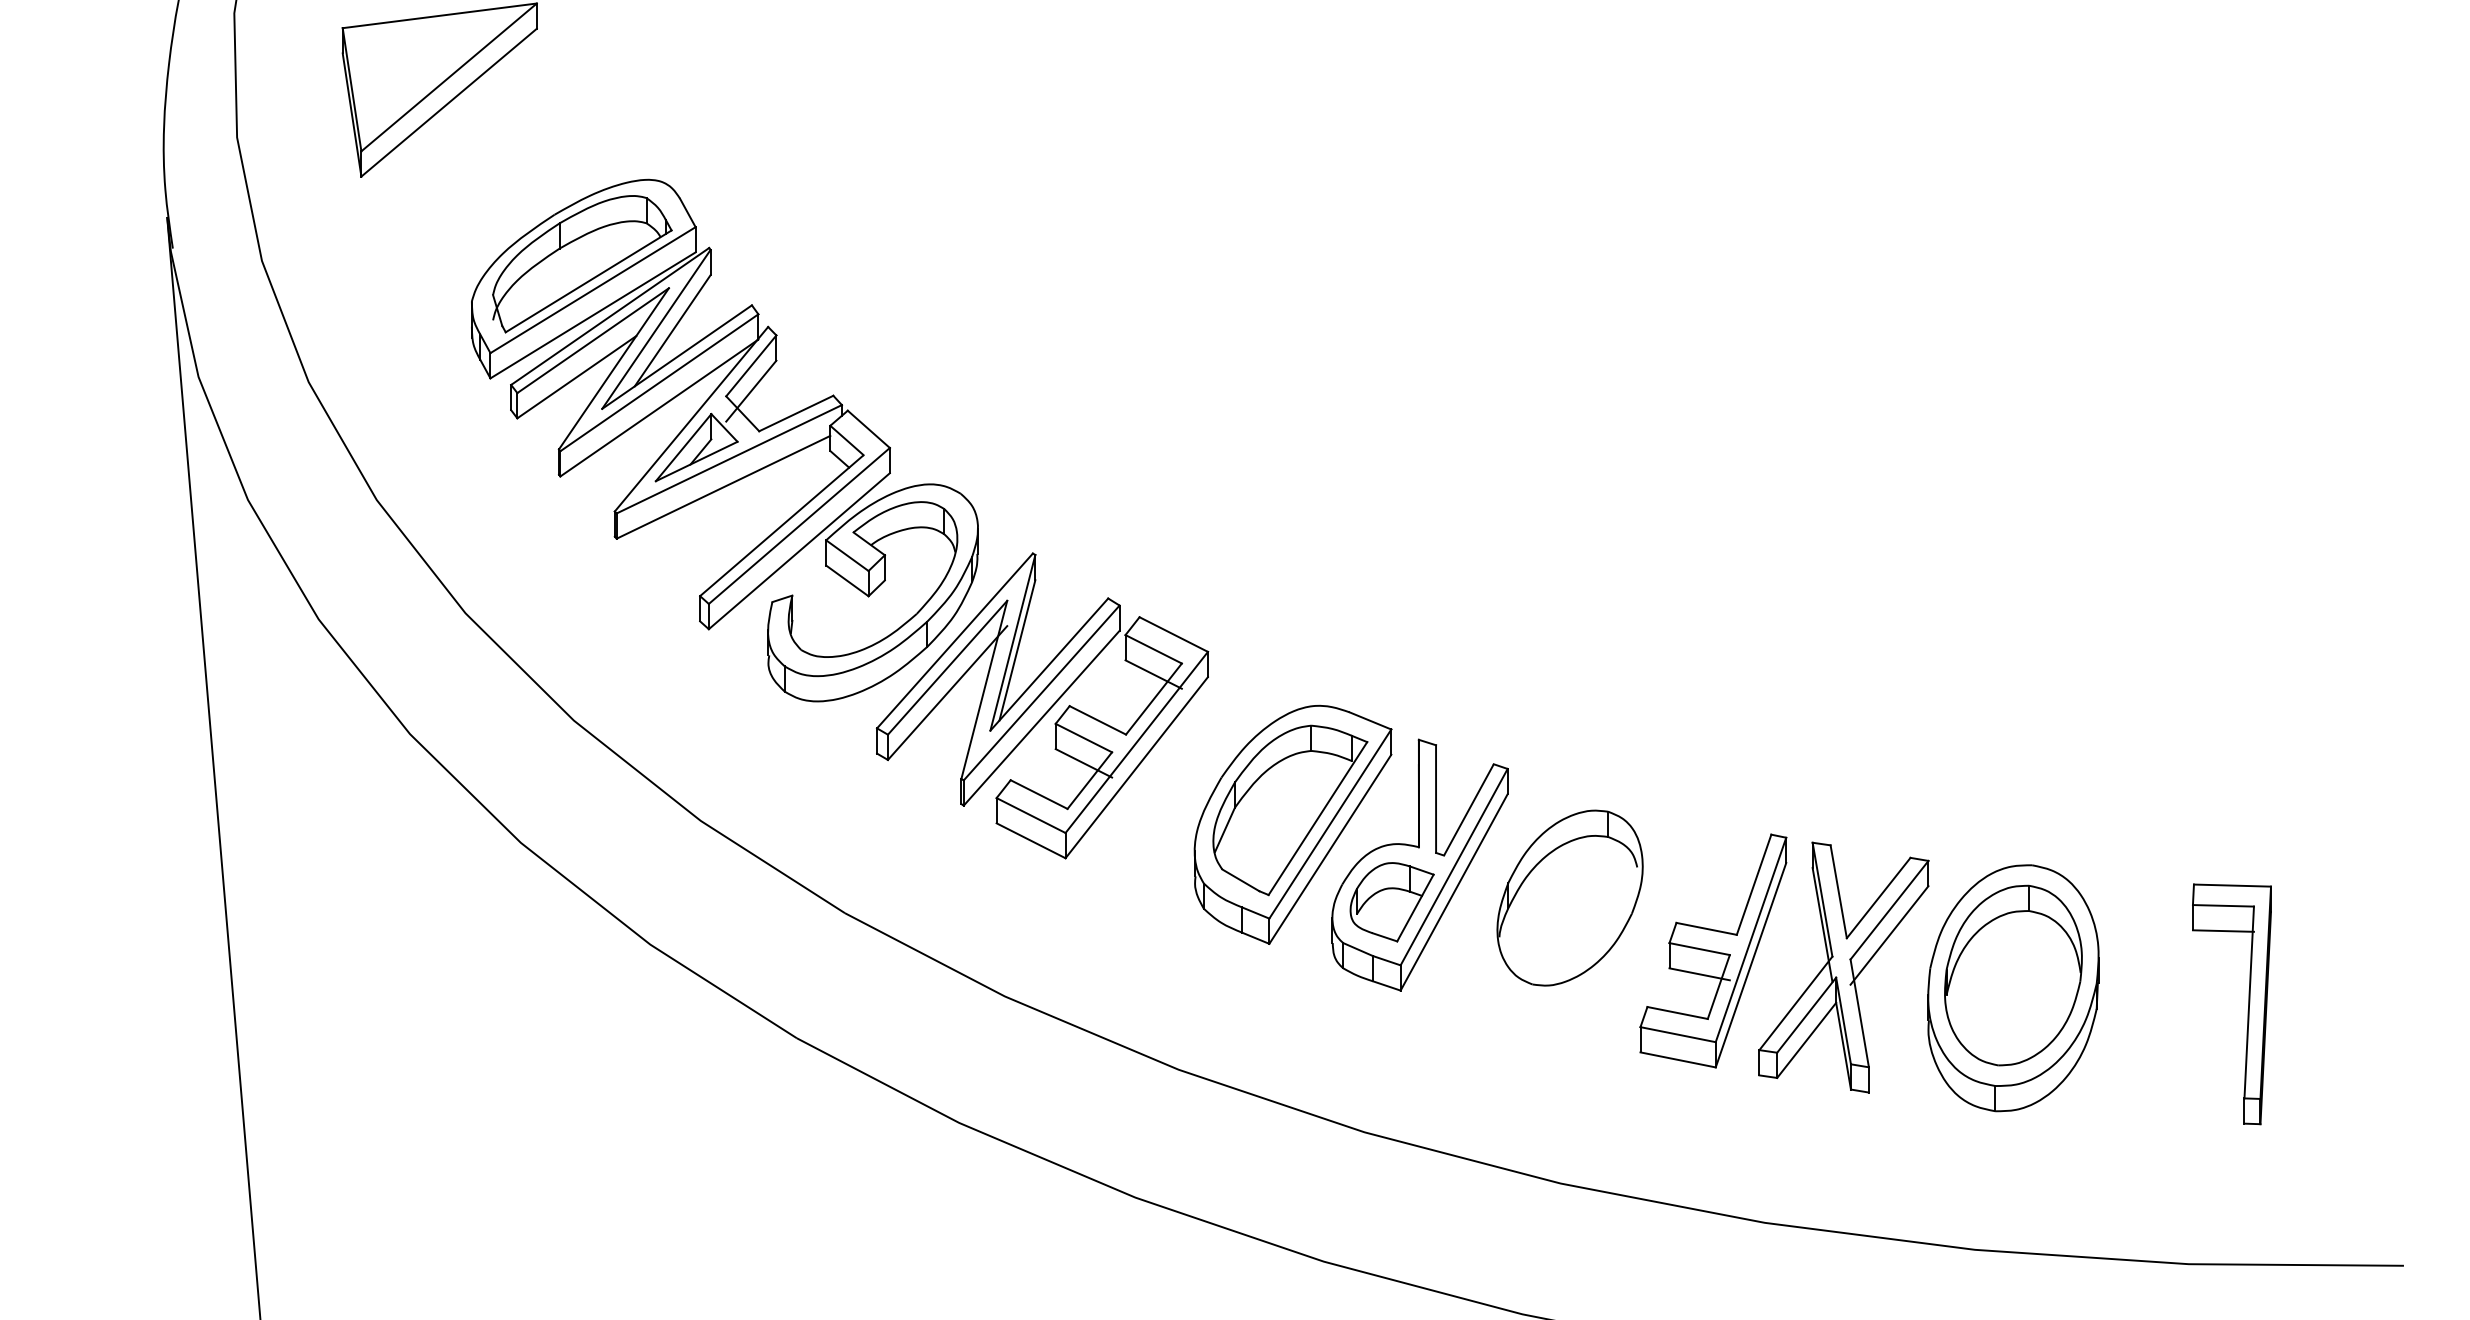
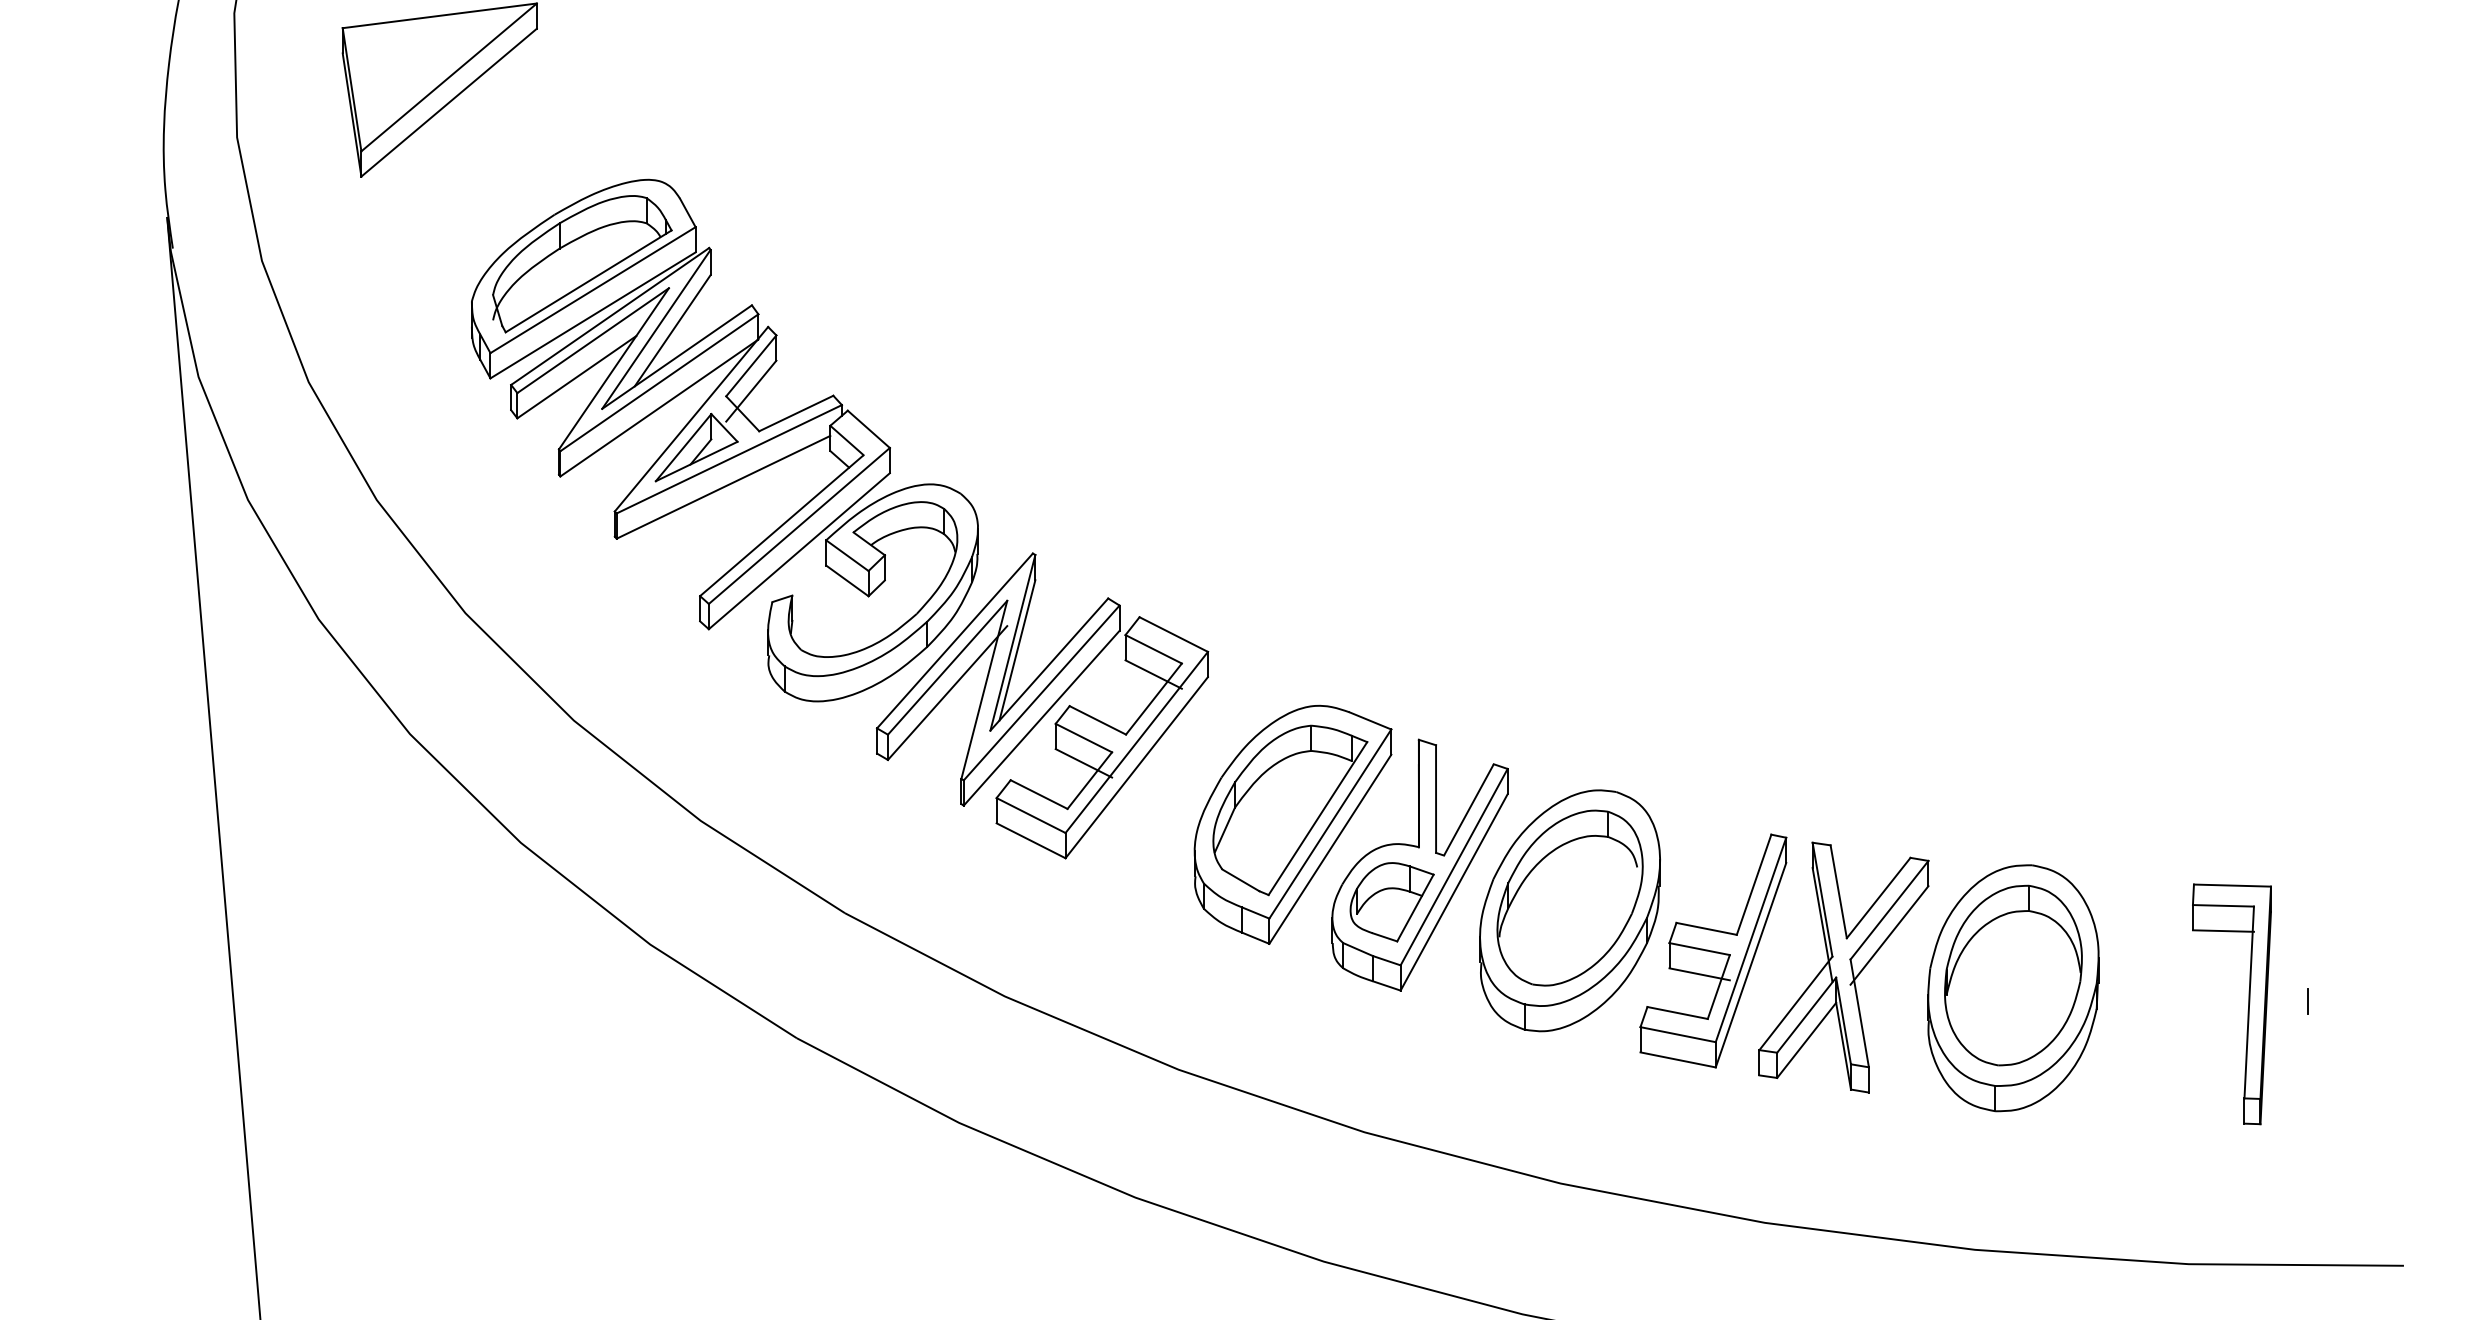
part: none -> present (1569, 910)
line: none -> present (2308, 1000)
